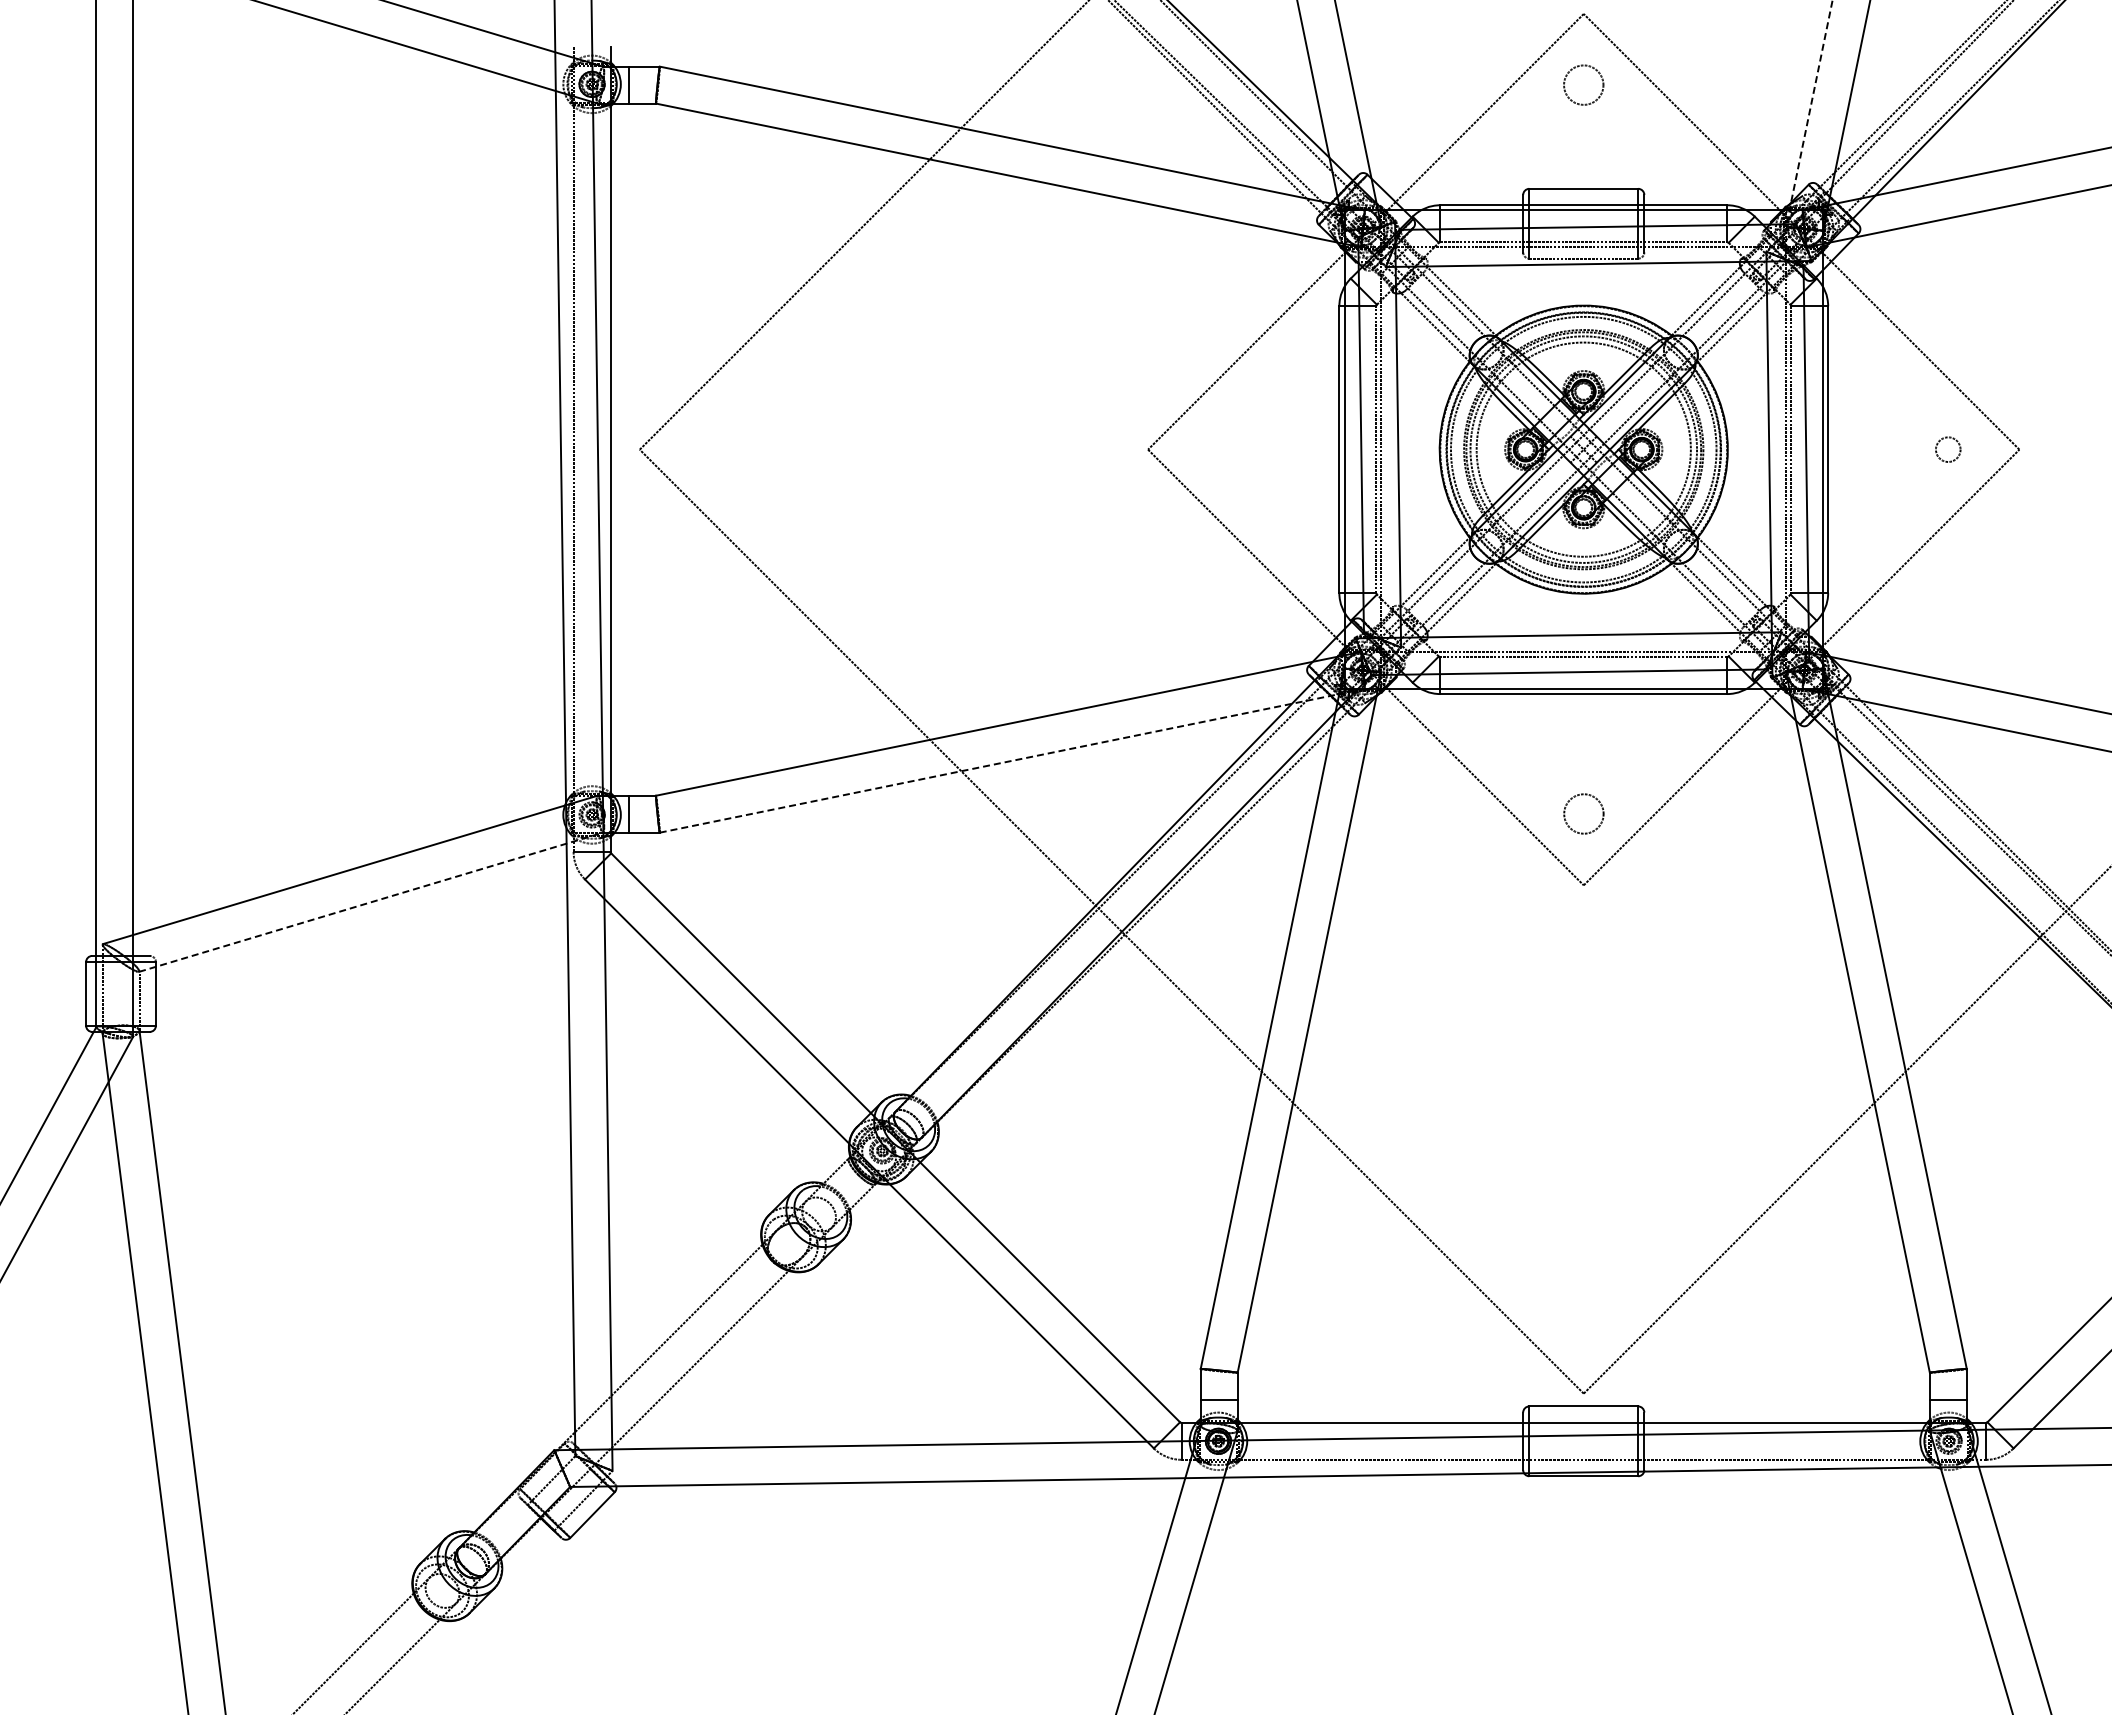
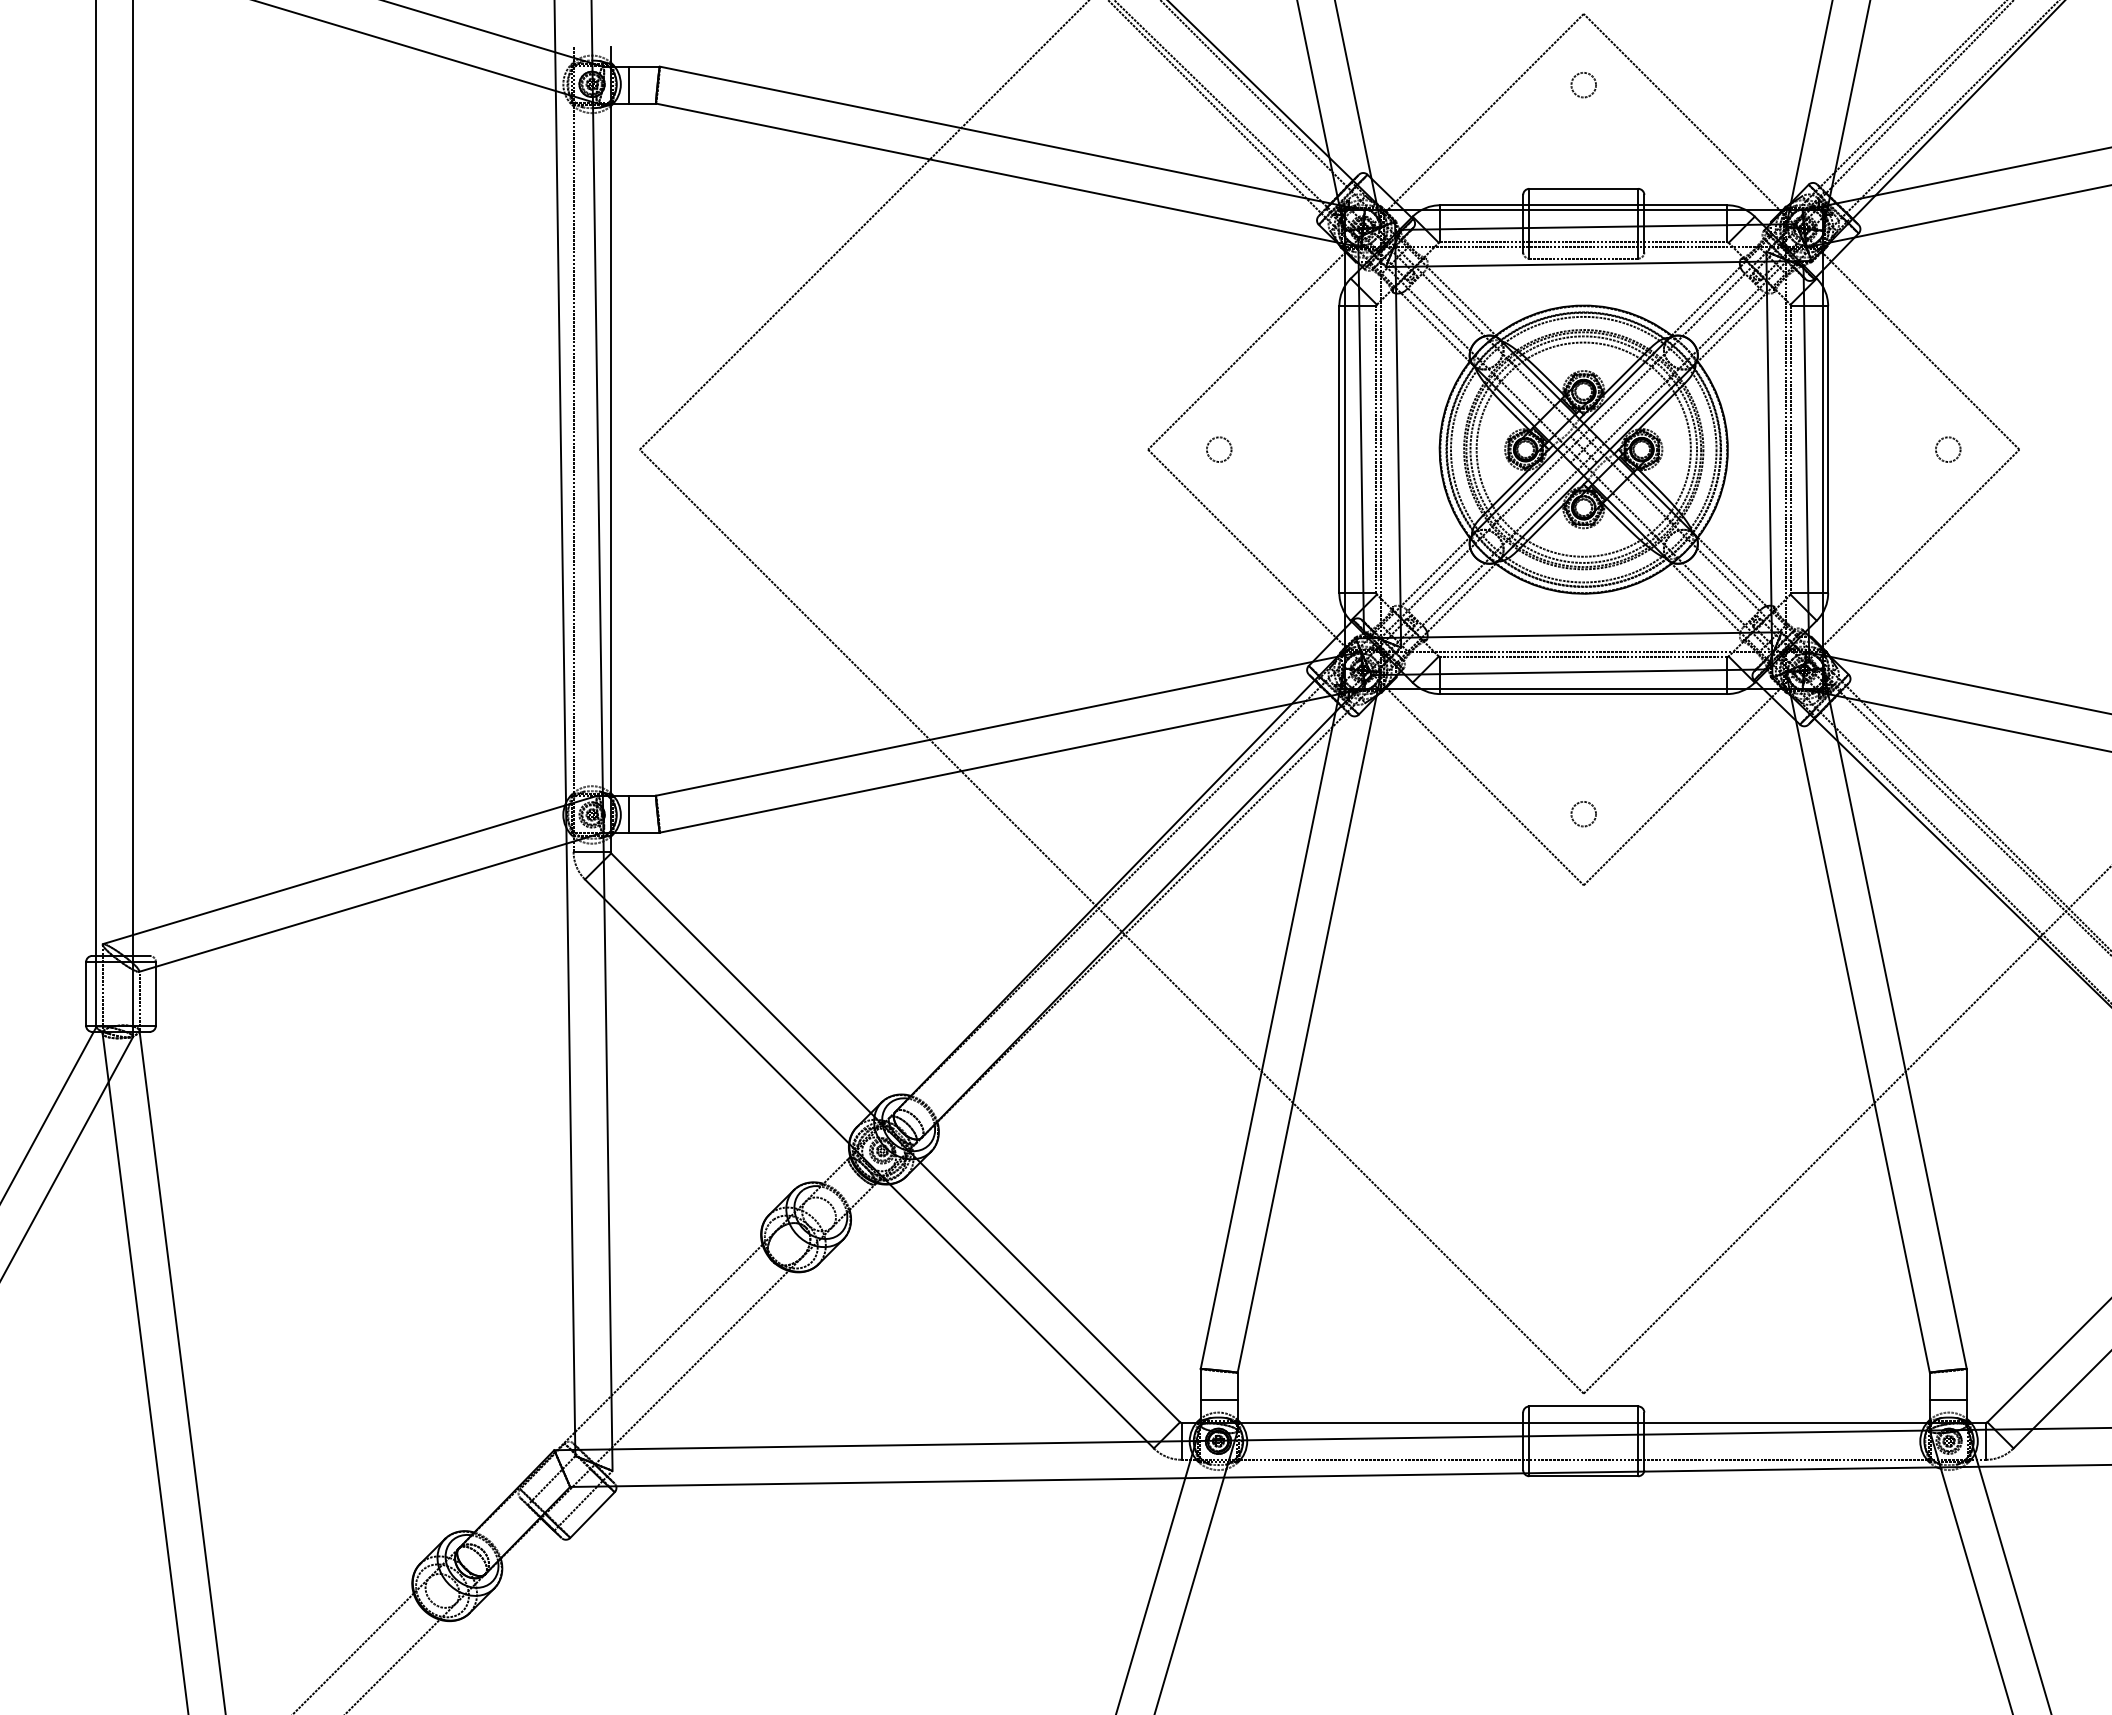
circle diameter: 39 px -> 25 px (1583, 84)
line: dashed -> solid (1809, 114)
circle: none -> present (1219, 449)
line: dashed -> solid (1012, 760)
circle size: 42x42 px -> 27x27 px (1583, 814)
line: dashed -> solid (371, 902)
